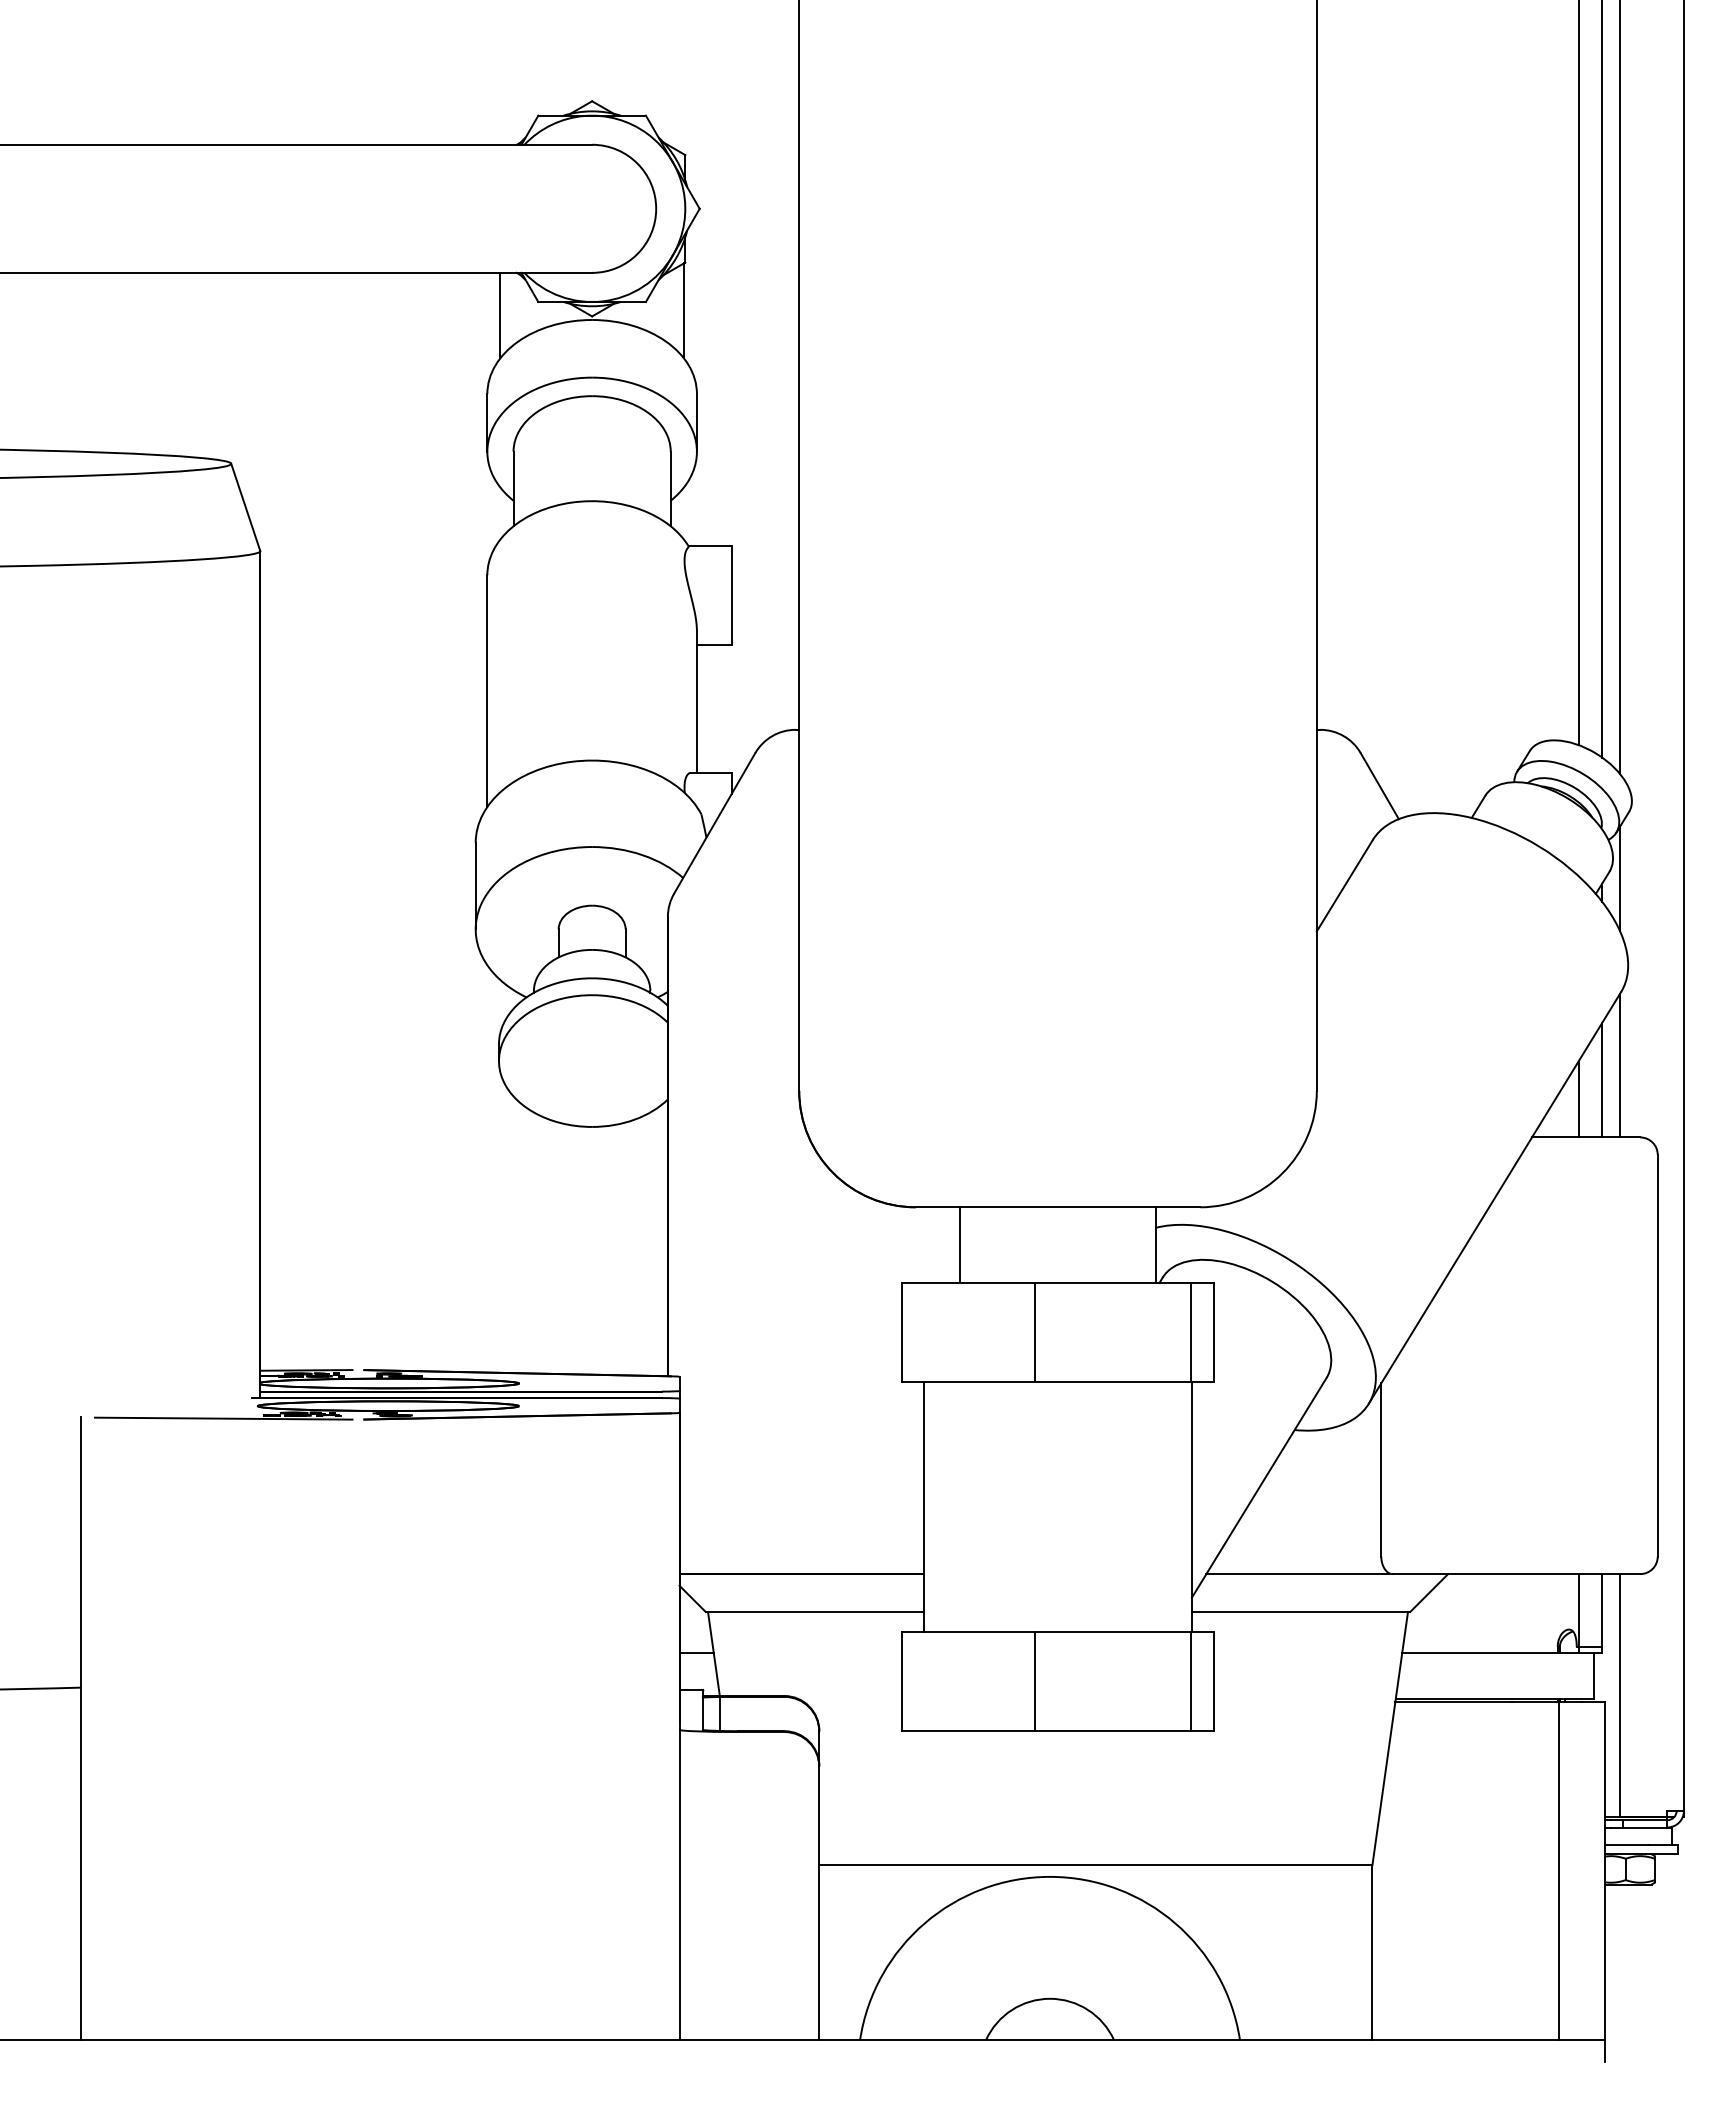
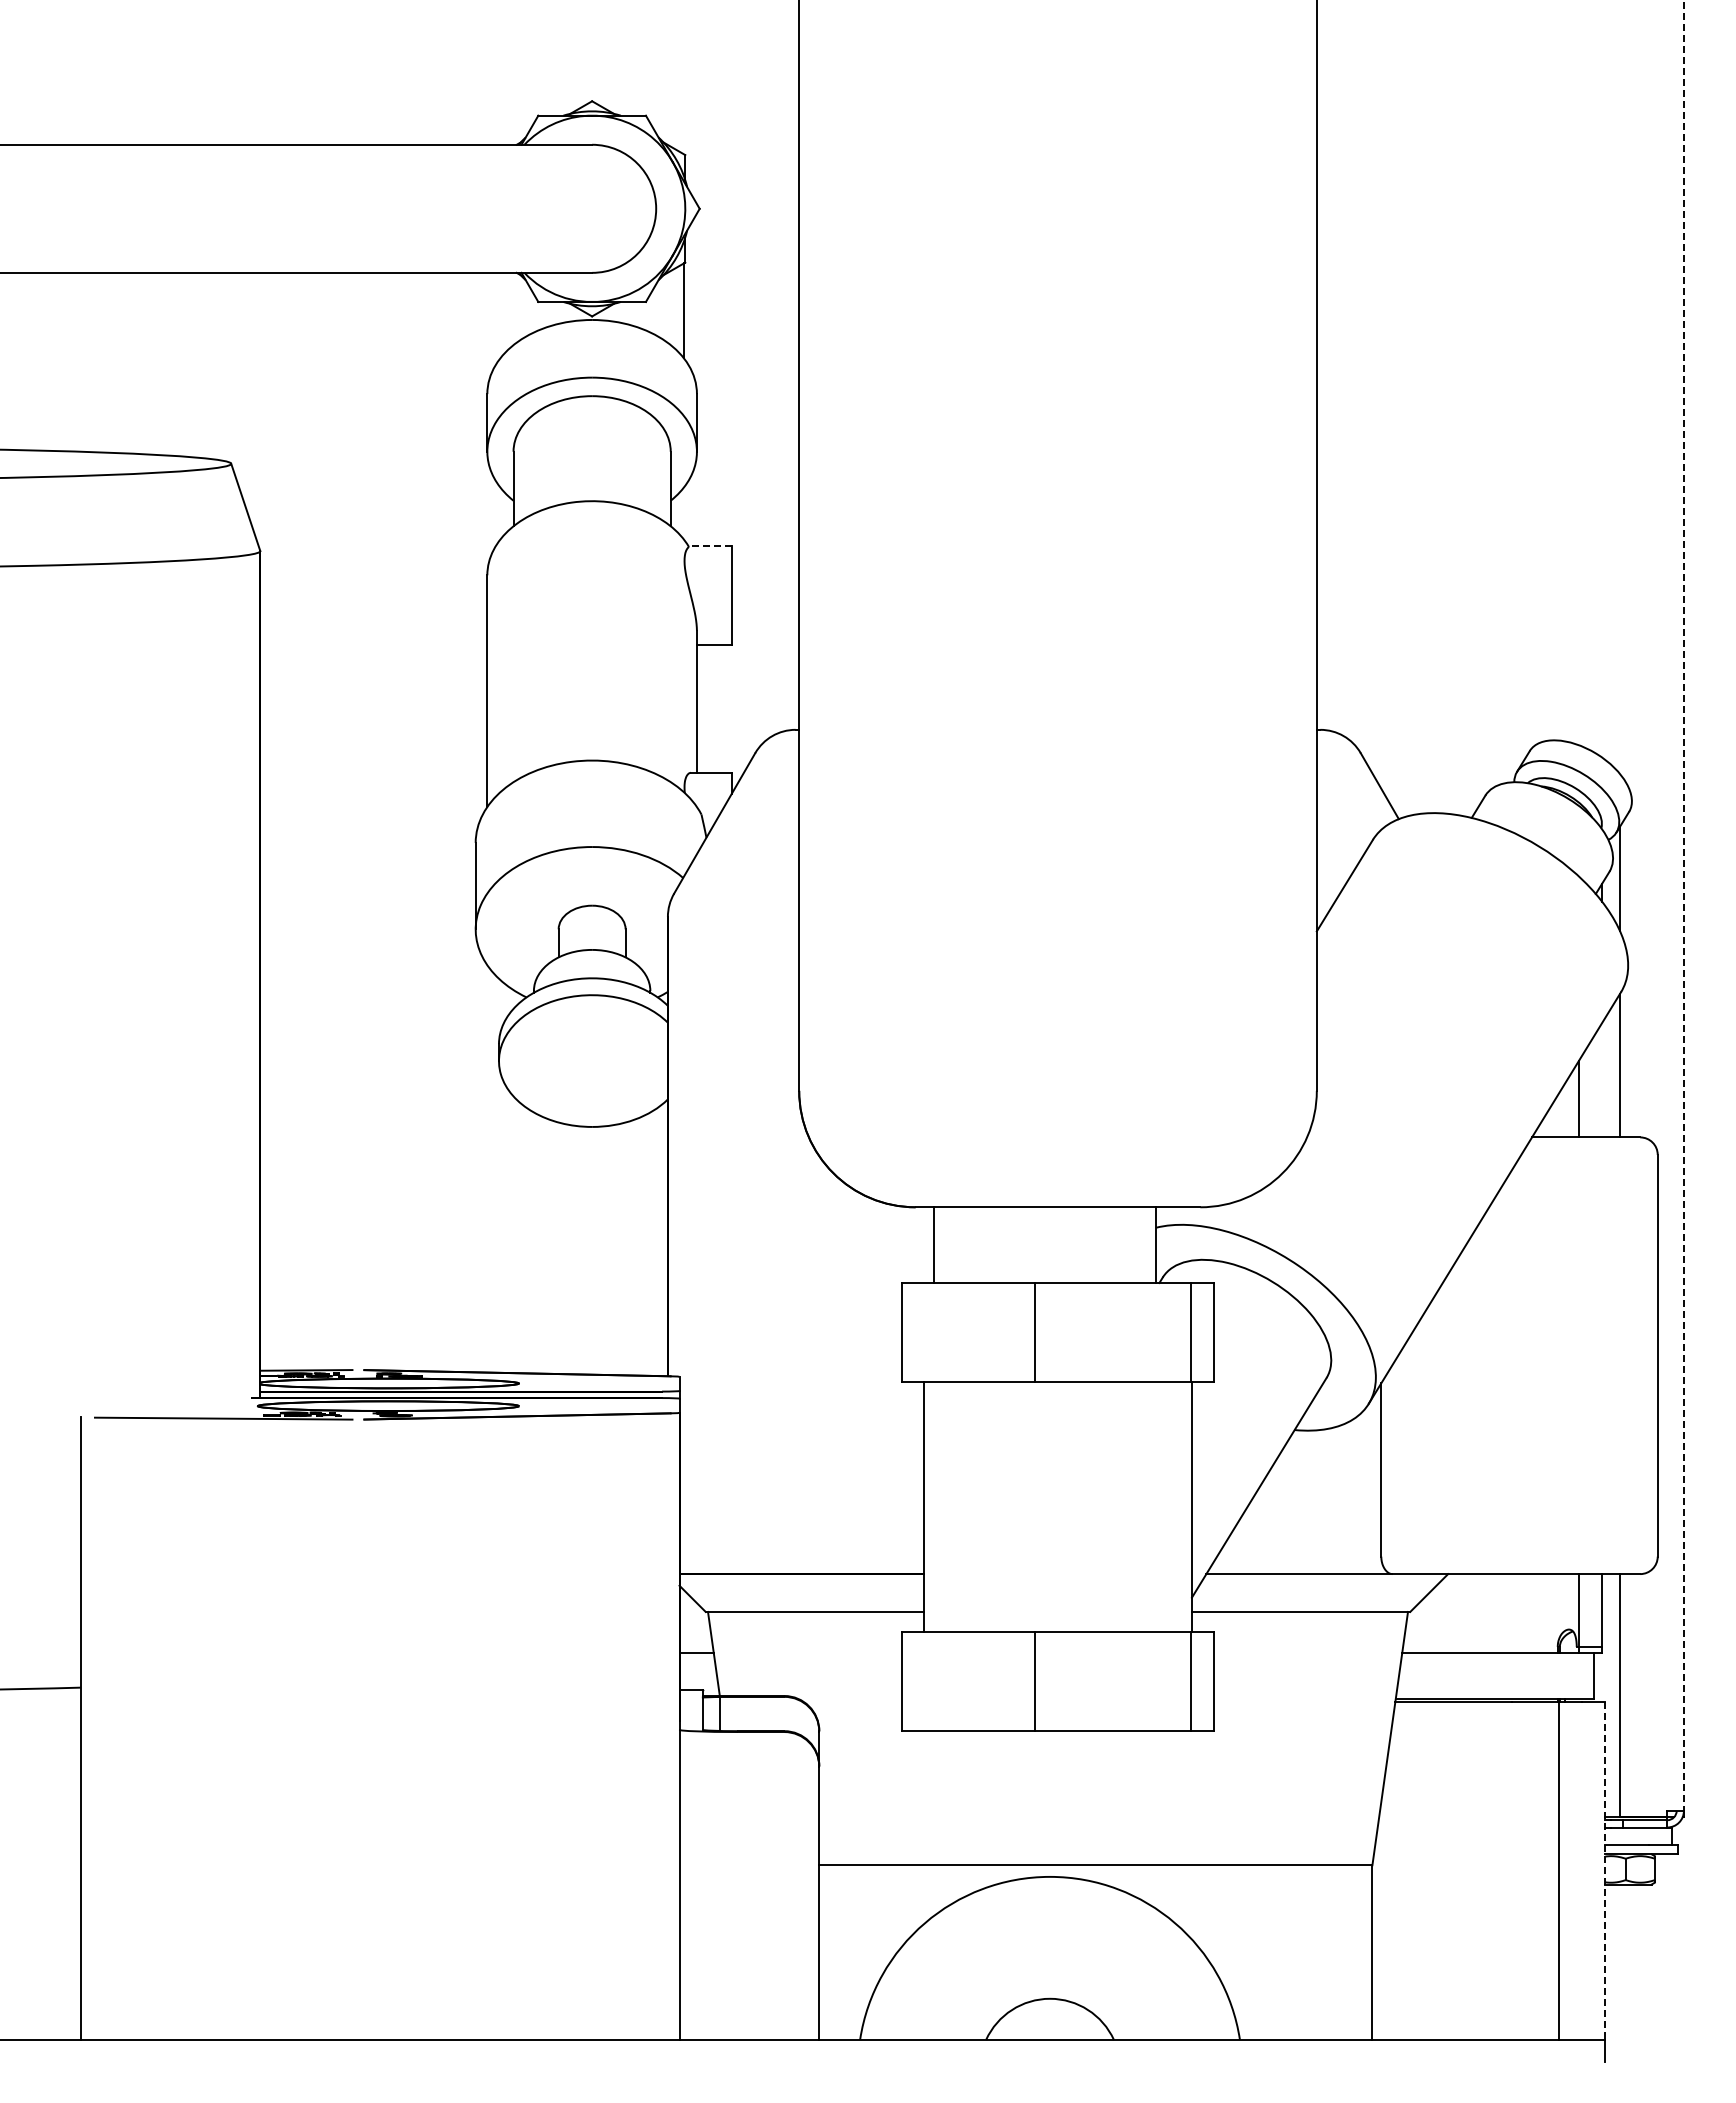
line: present -> none (500, 315)
line: present -> none (1578, 373)
line: present -> none (1602, 379)
line: present -> none (1619, 387)
line: solid -> dashed (710, 546)
line: solid -> dashed (1683, 906)
line: present -> none (1602, 1079)
line position: (959, 1244) -> (933, 1244) (933, 1244)
line: solid -> dashed (1605, 1871)
